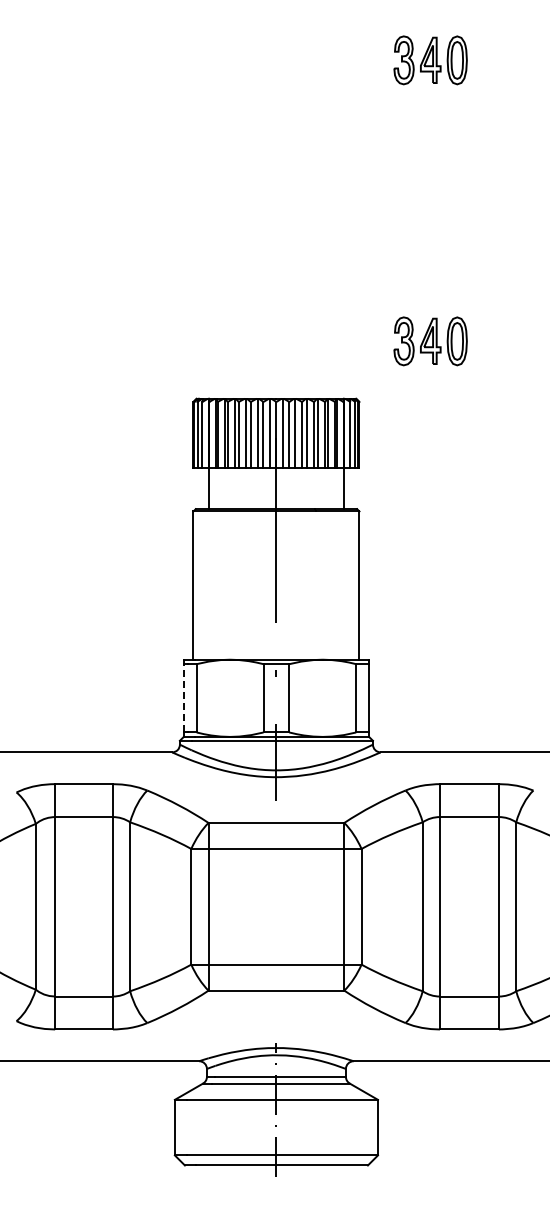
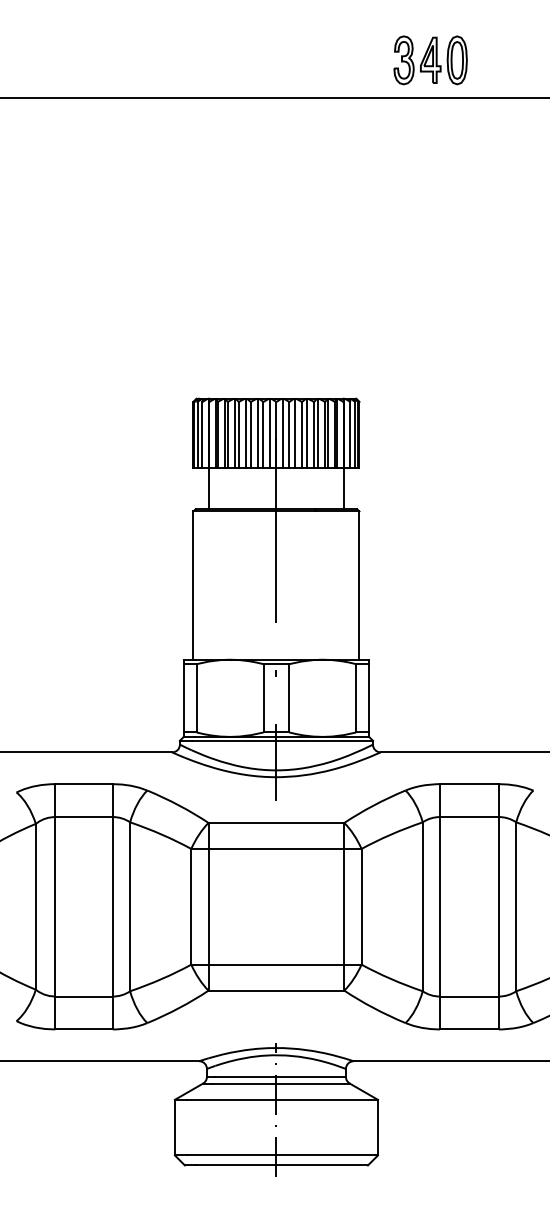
line: none -> present (274, 98)
part: present -> none (430, 341)
line: dashed -> solid (183, 697)
